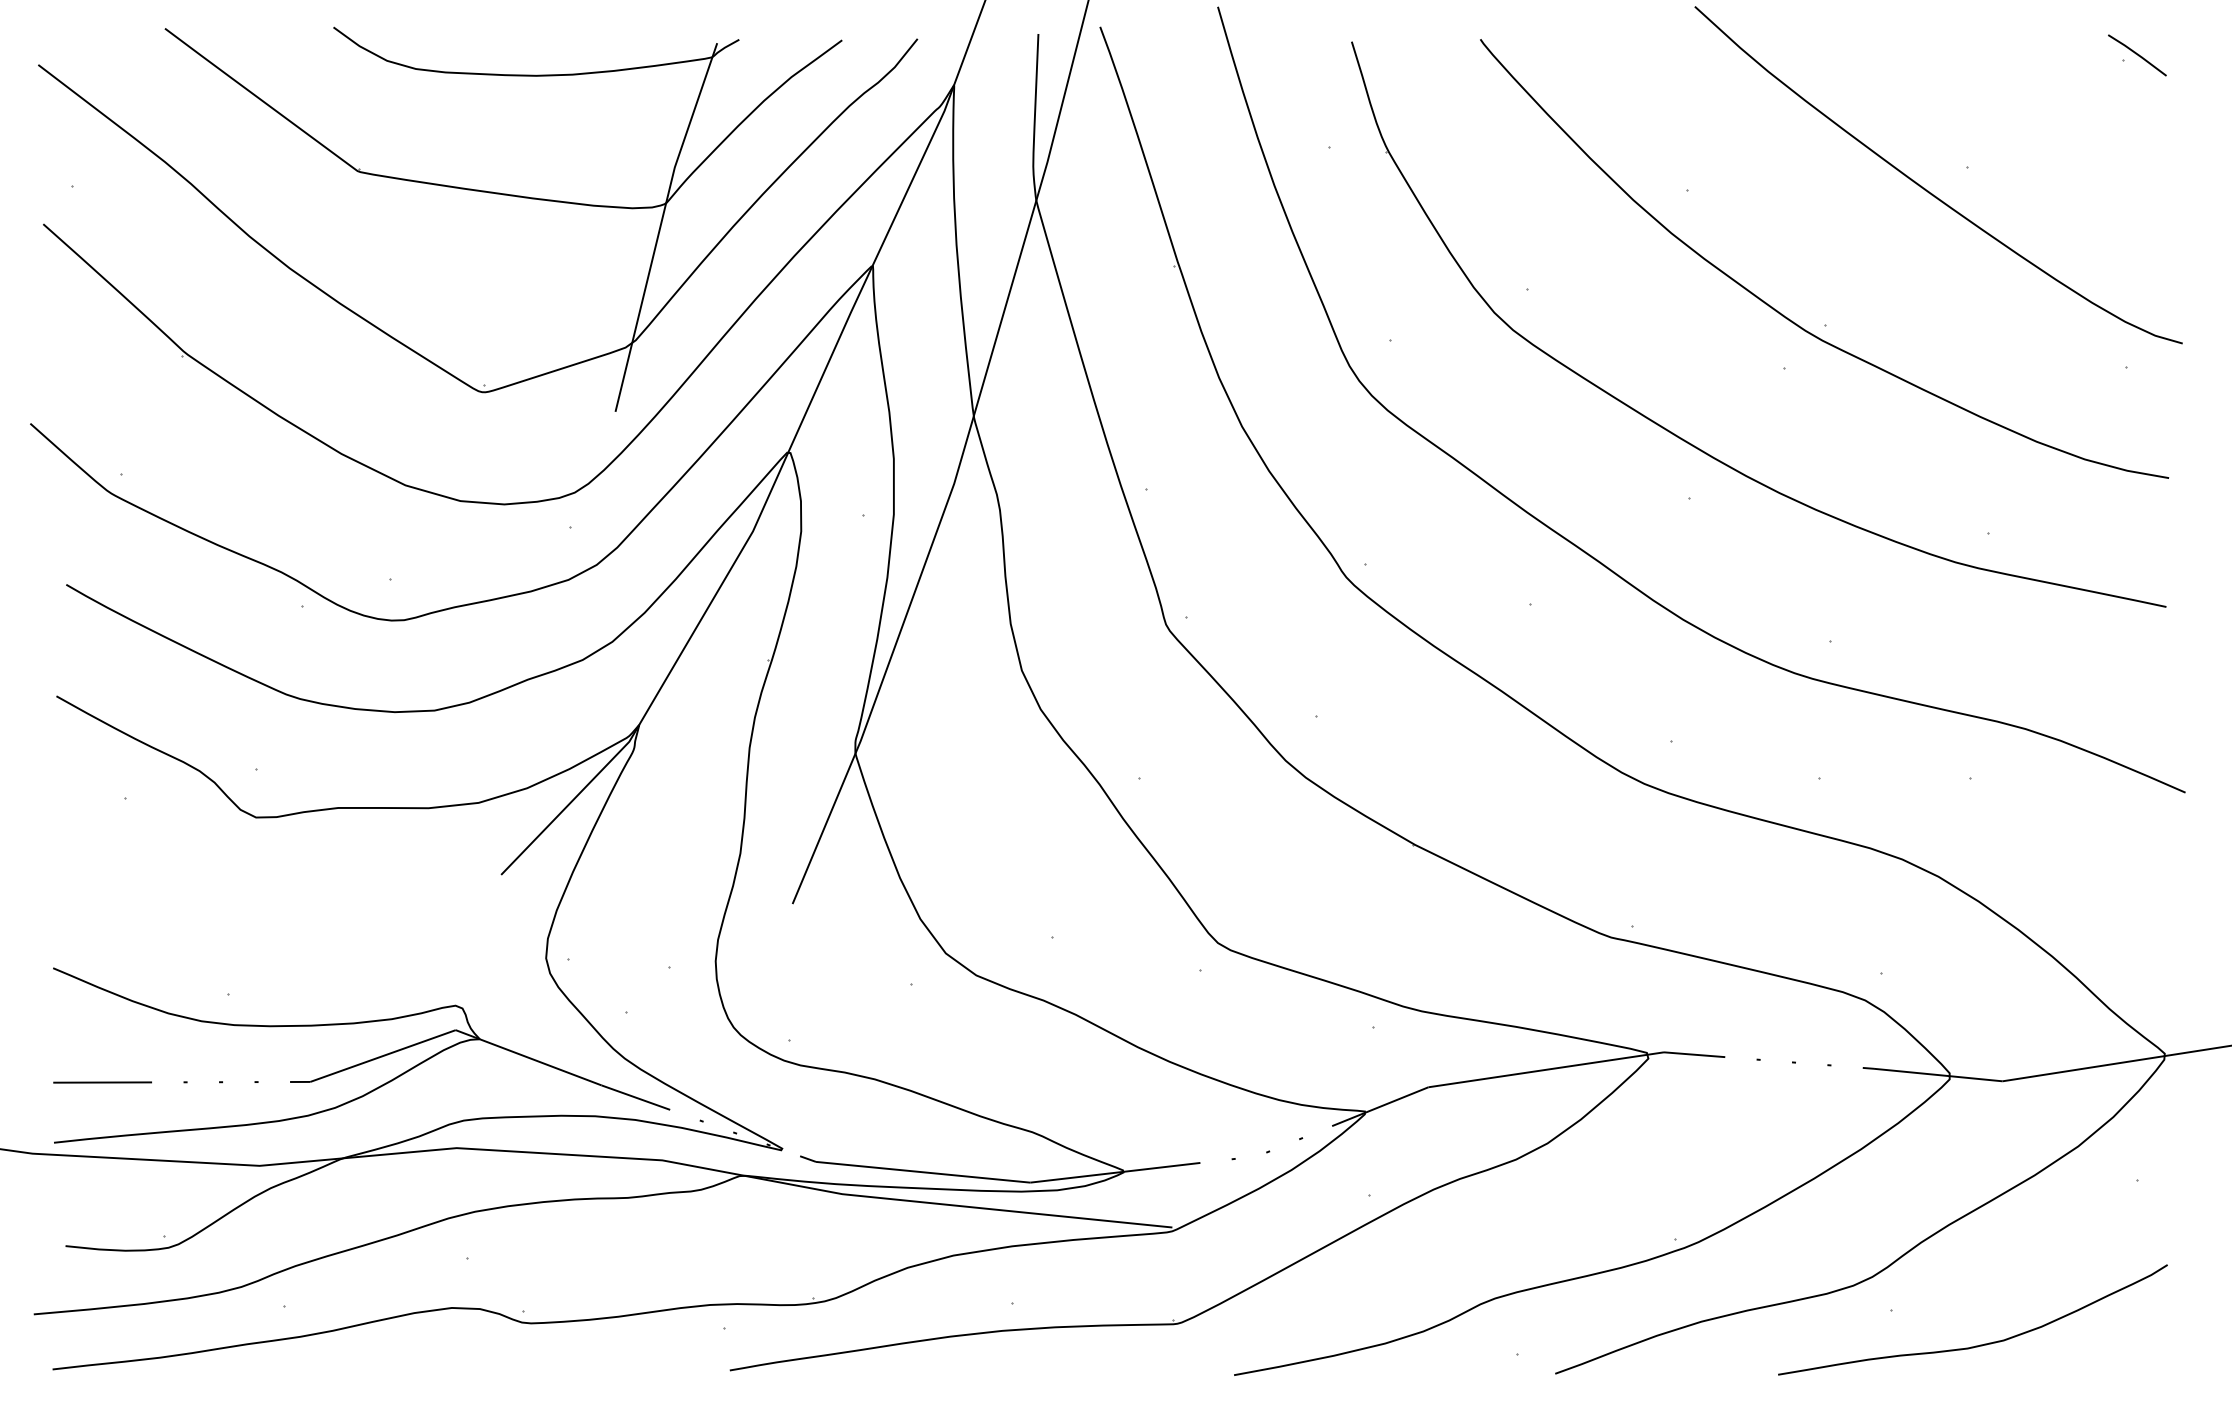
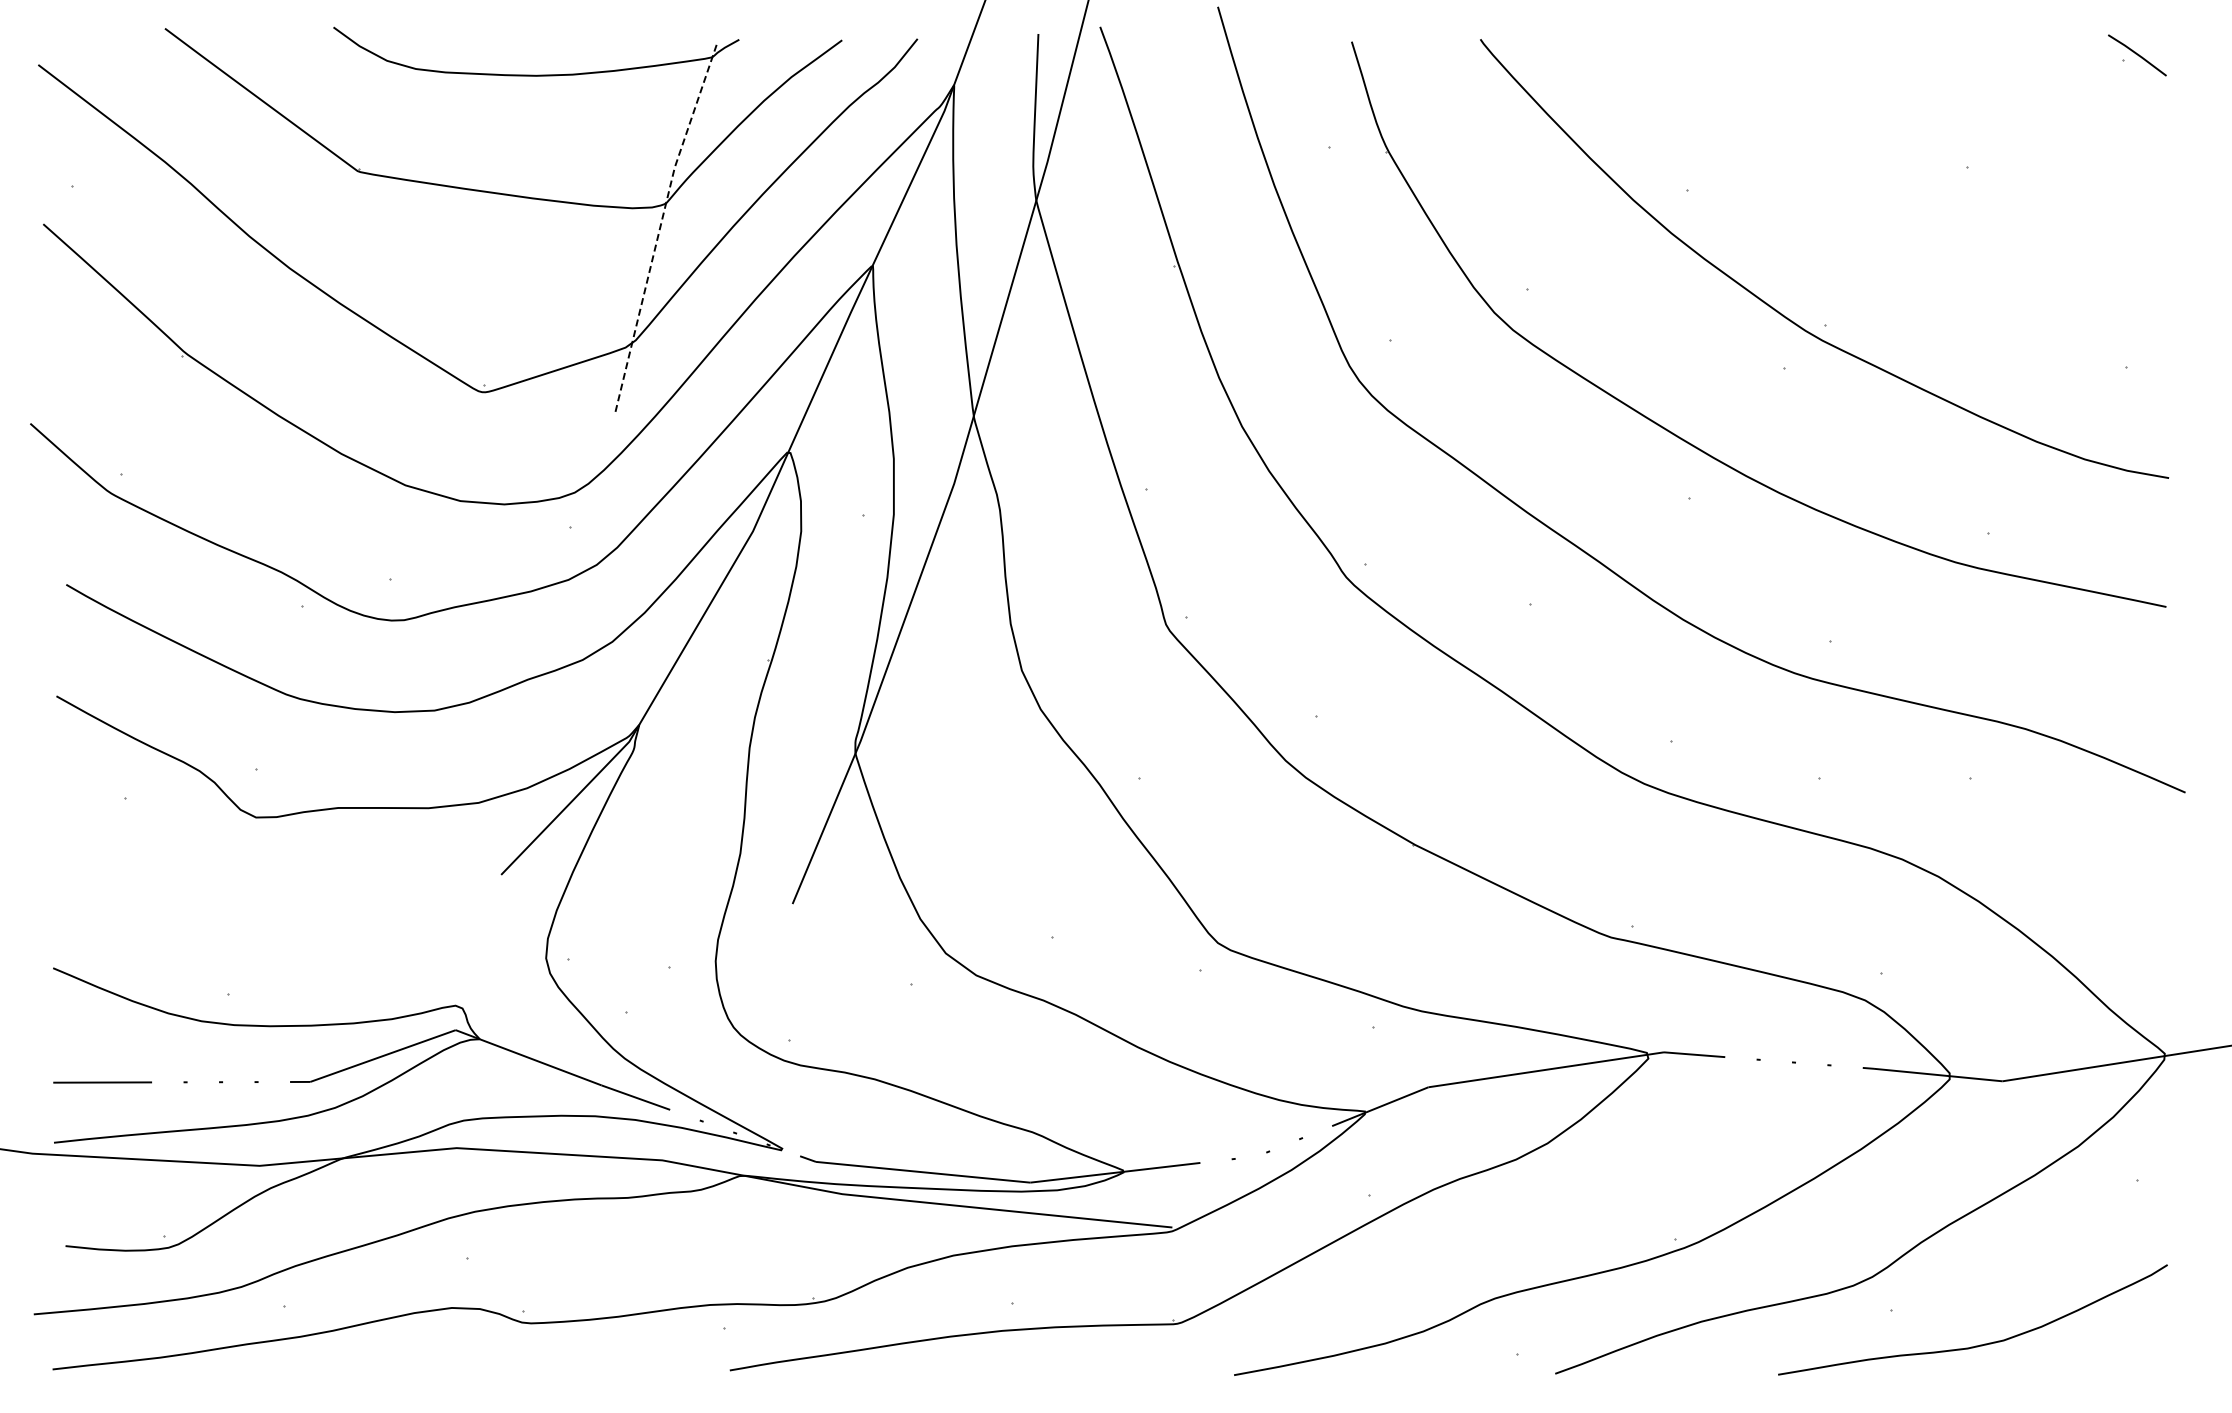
curve: present -> none (1928, 190)
line: solid -> dashed (660, 224)
